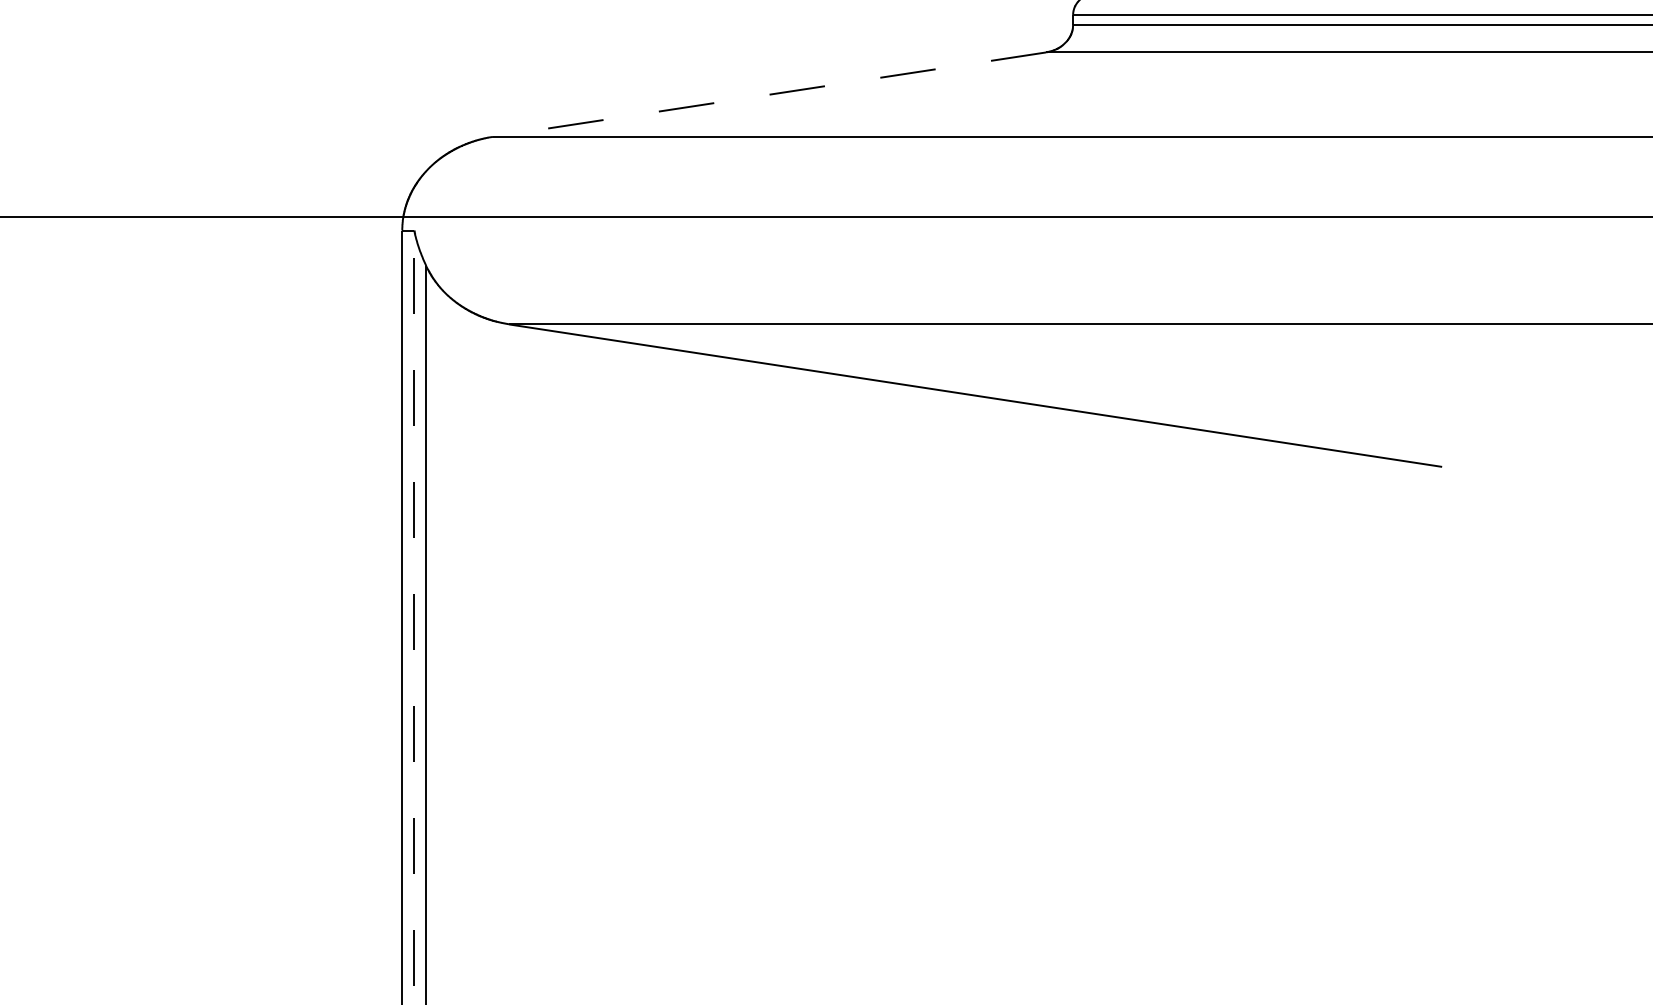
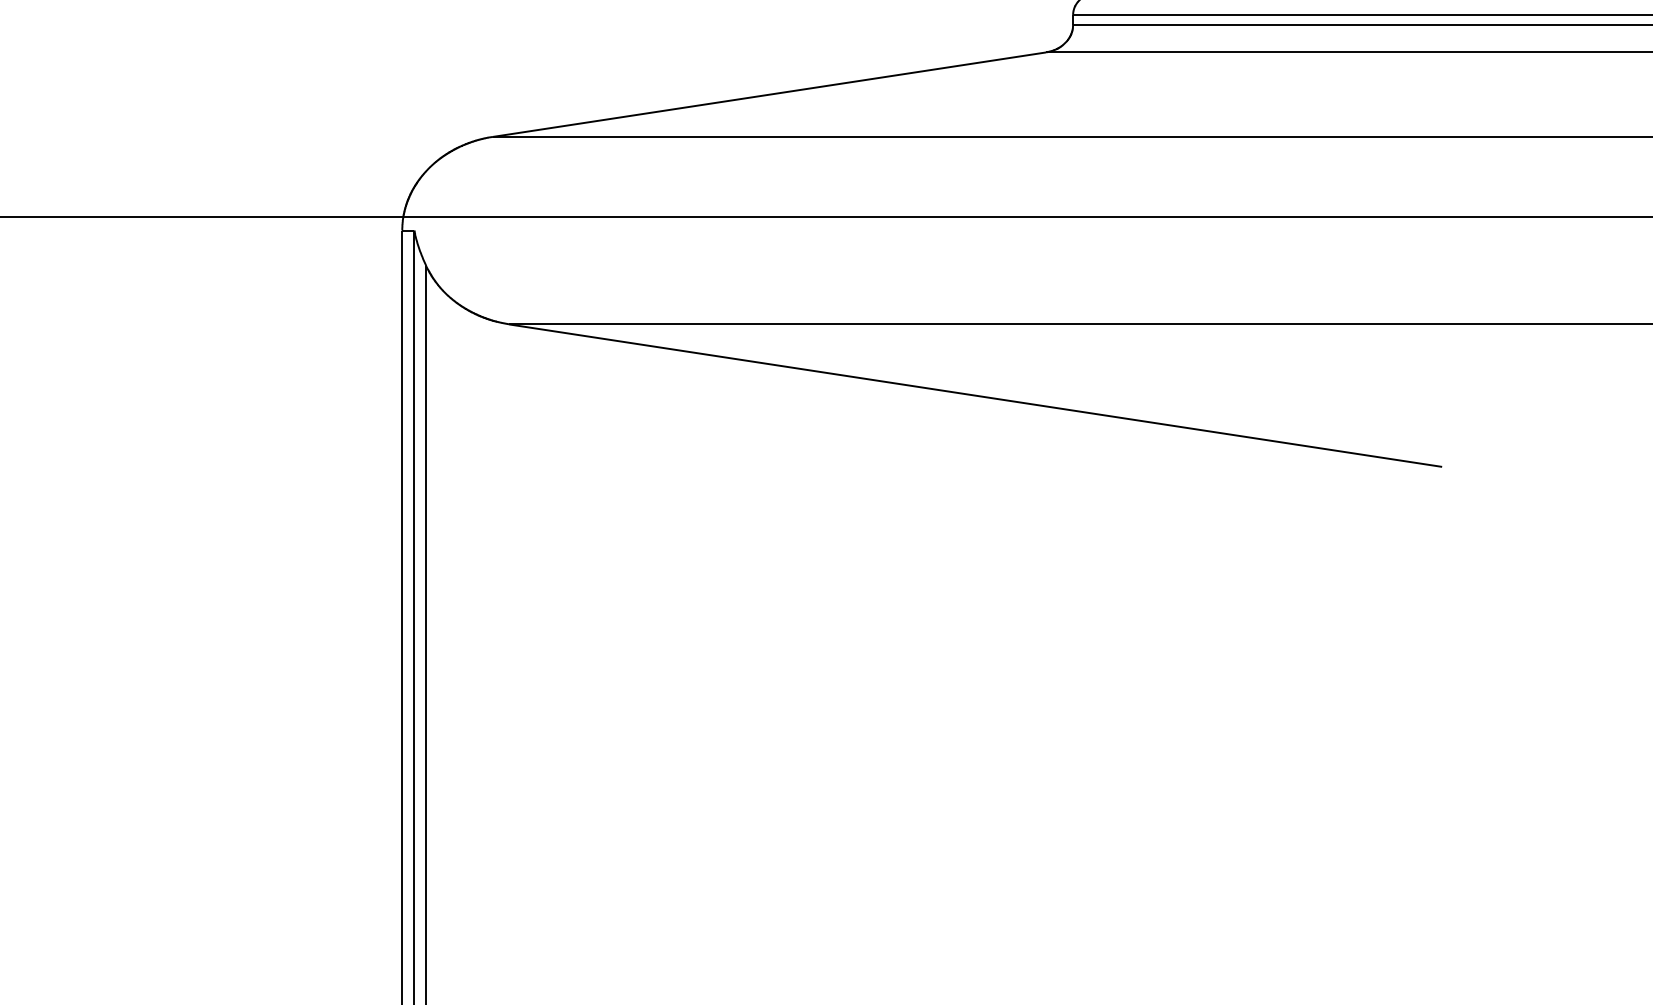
line: dashed -> solid (769, 94)
line: dashed -> solid (414, 617)
